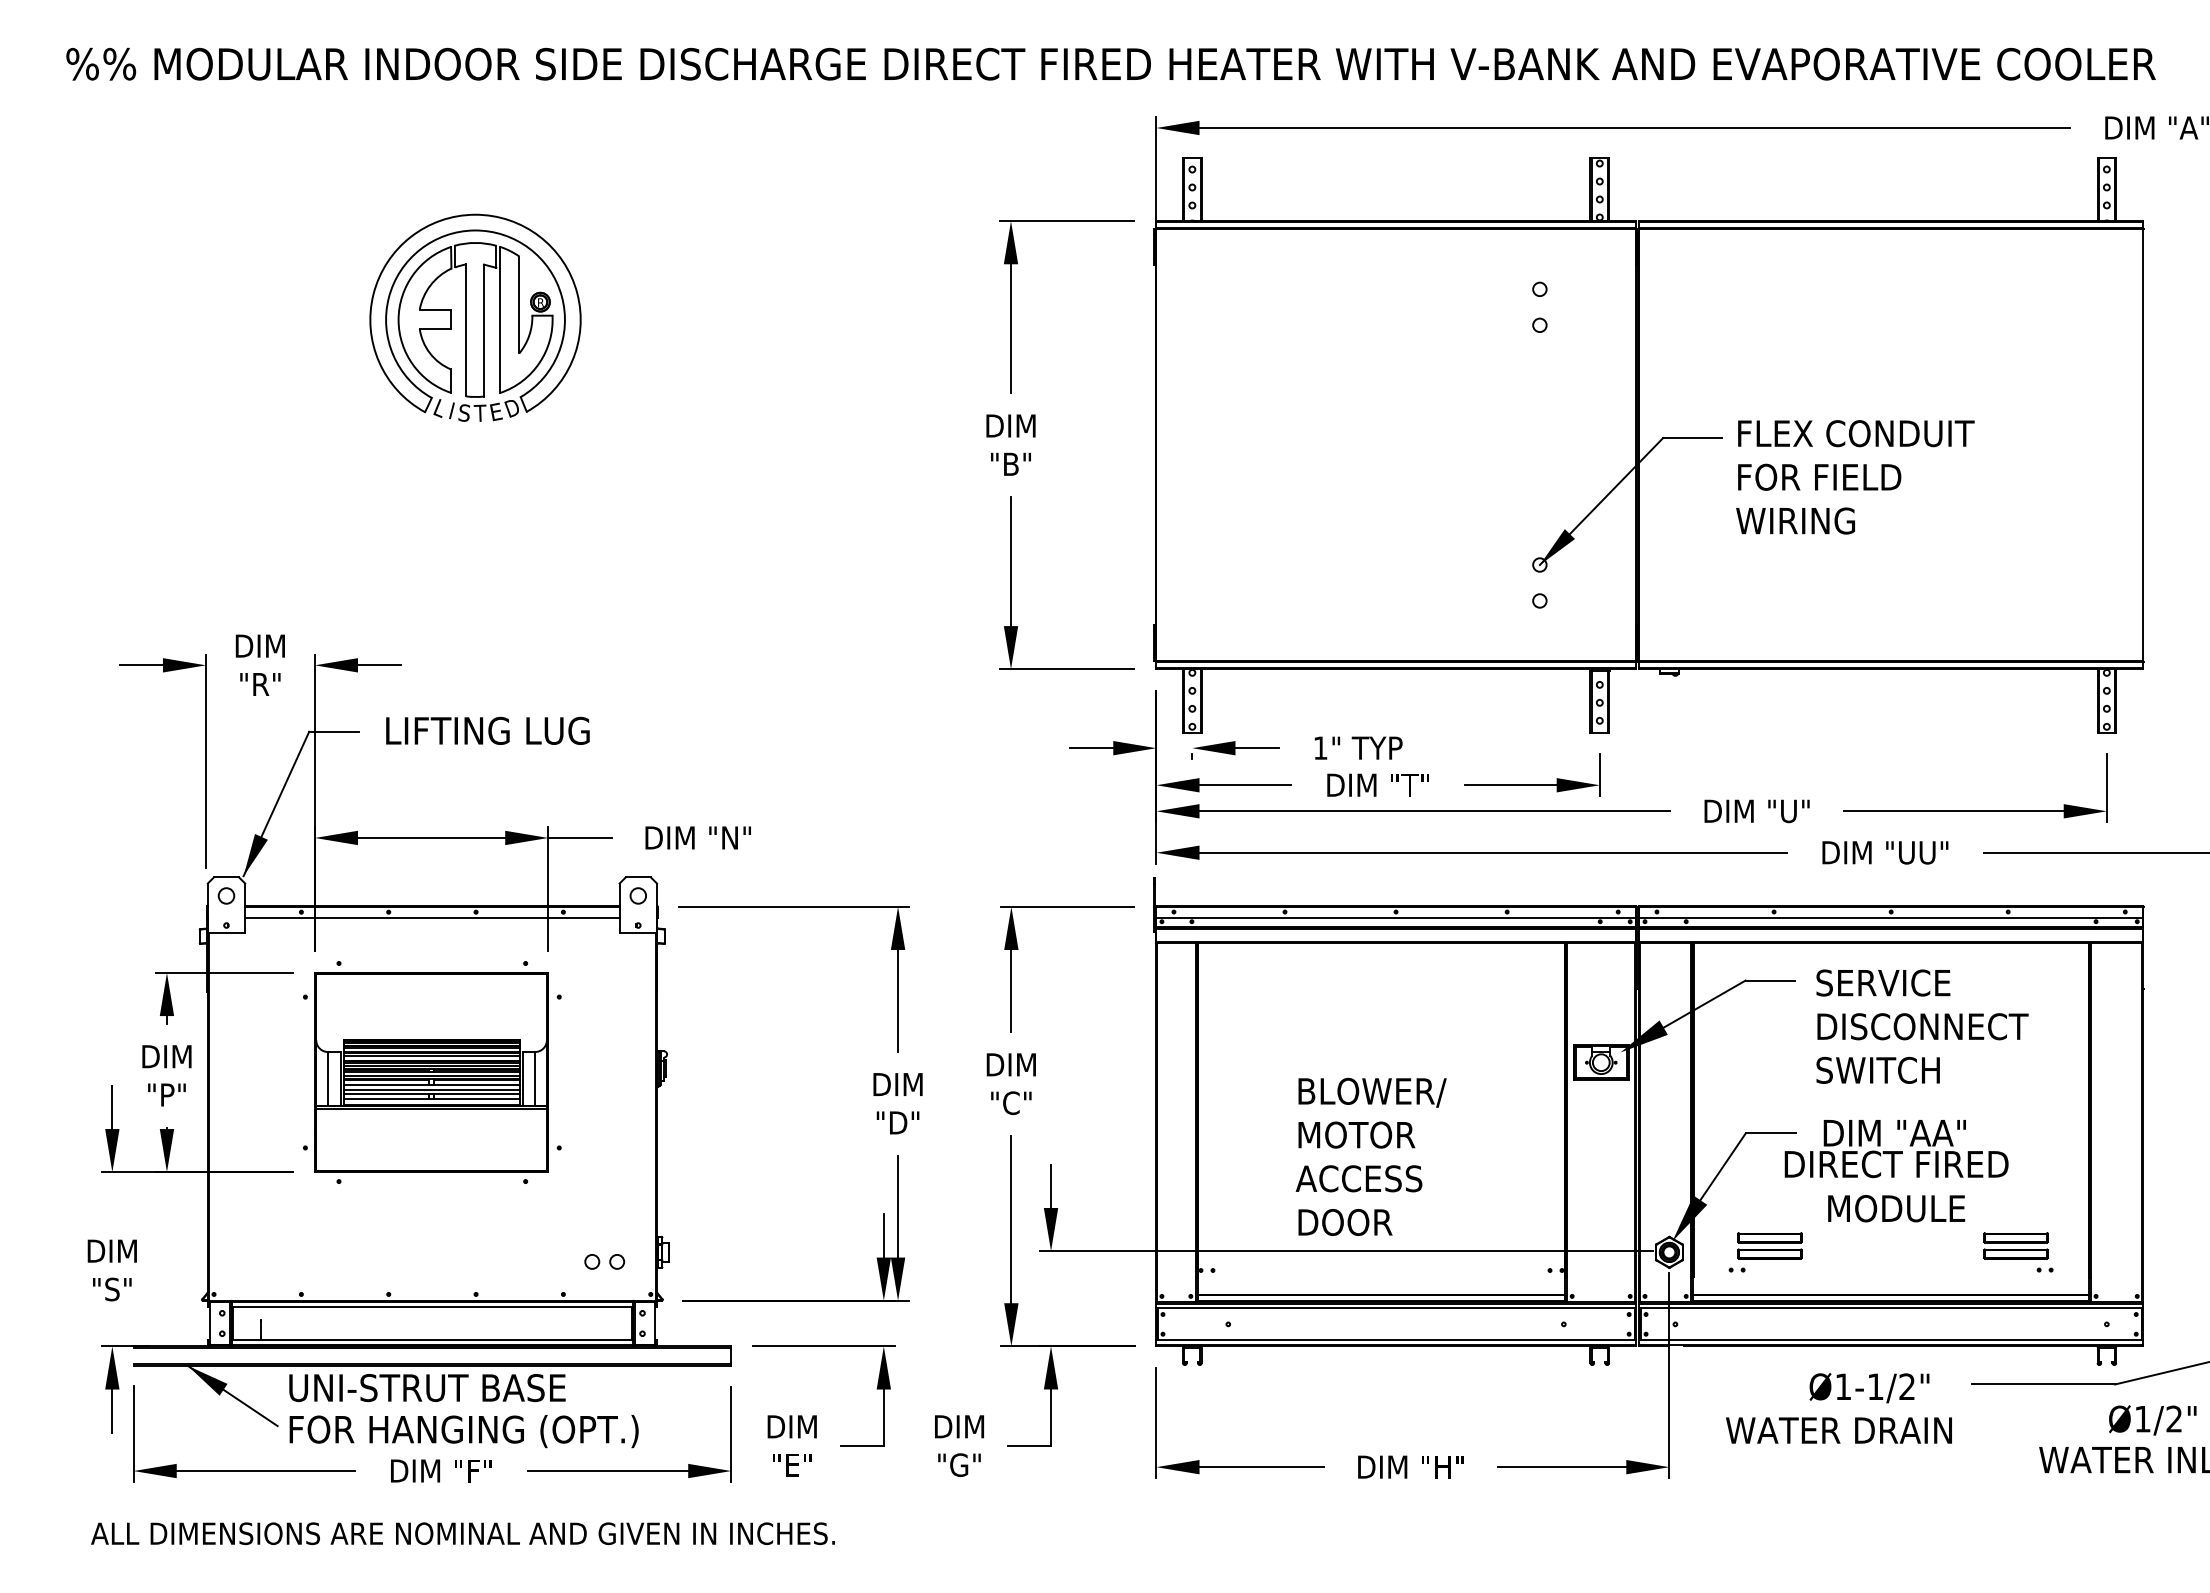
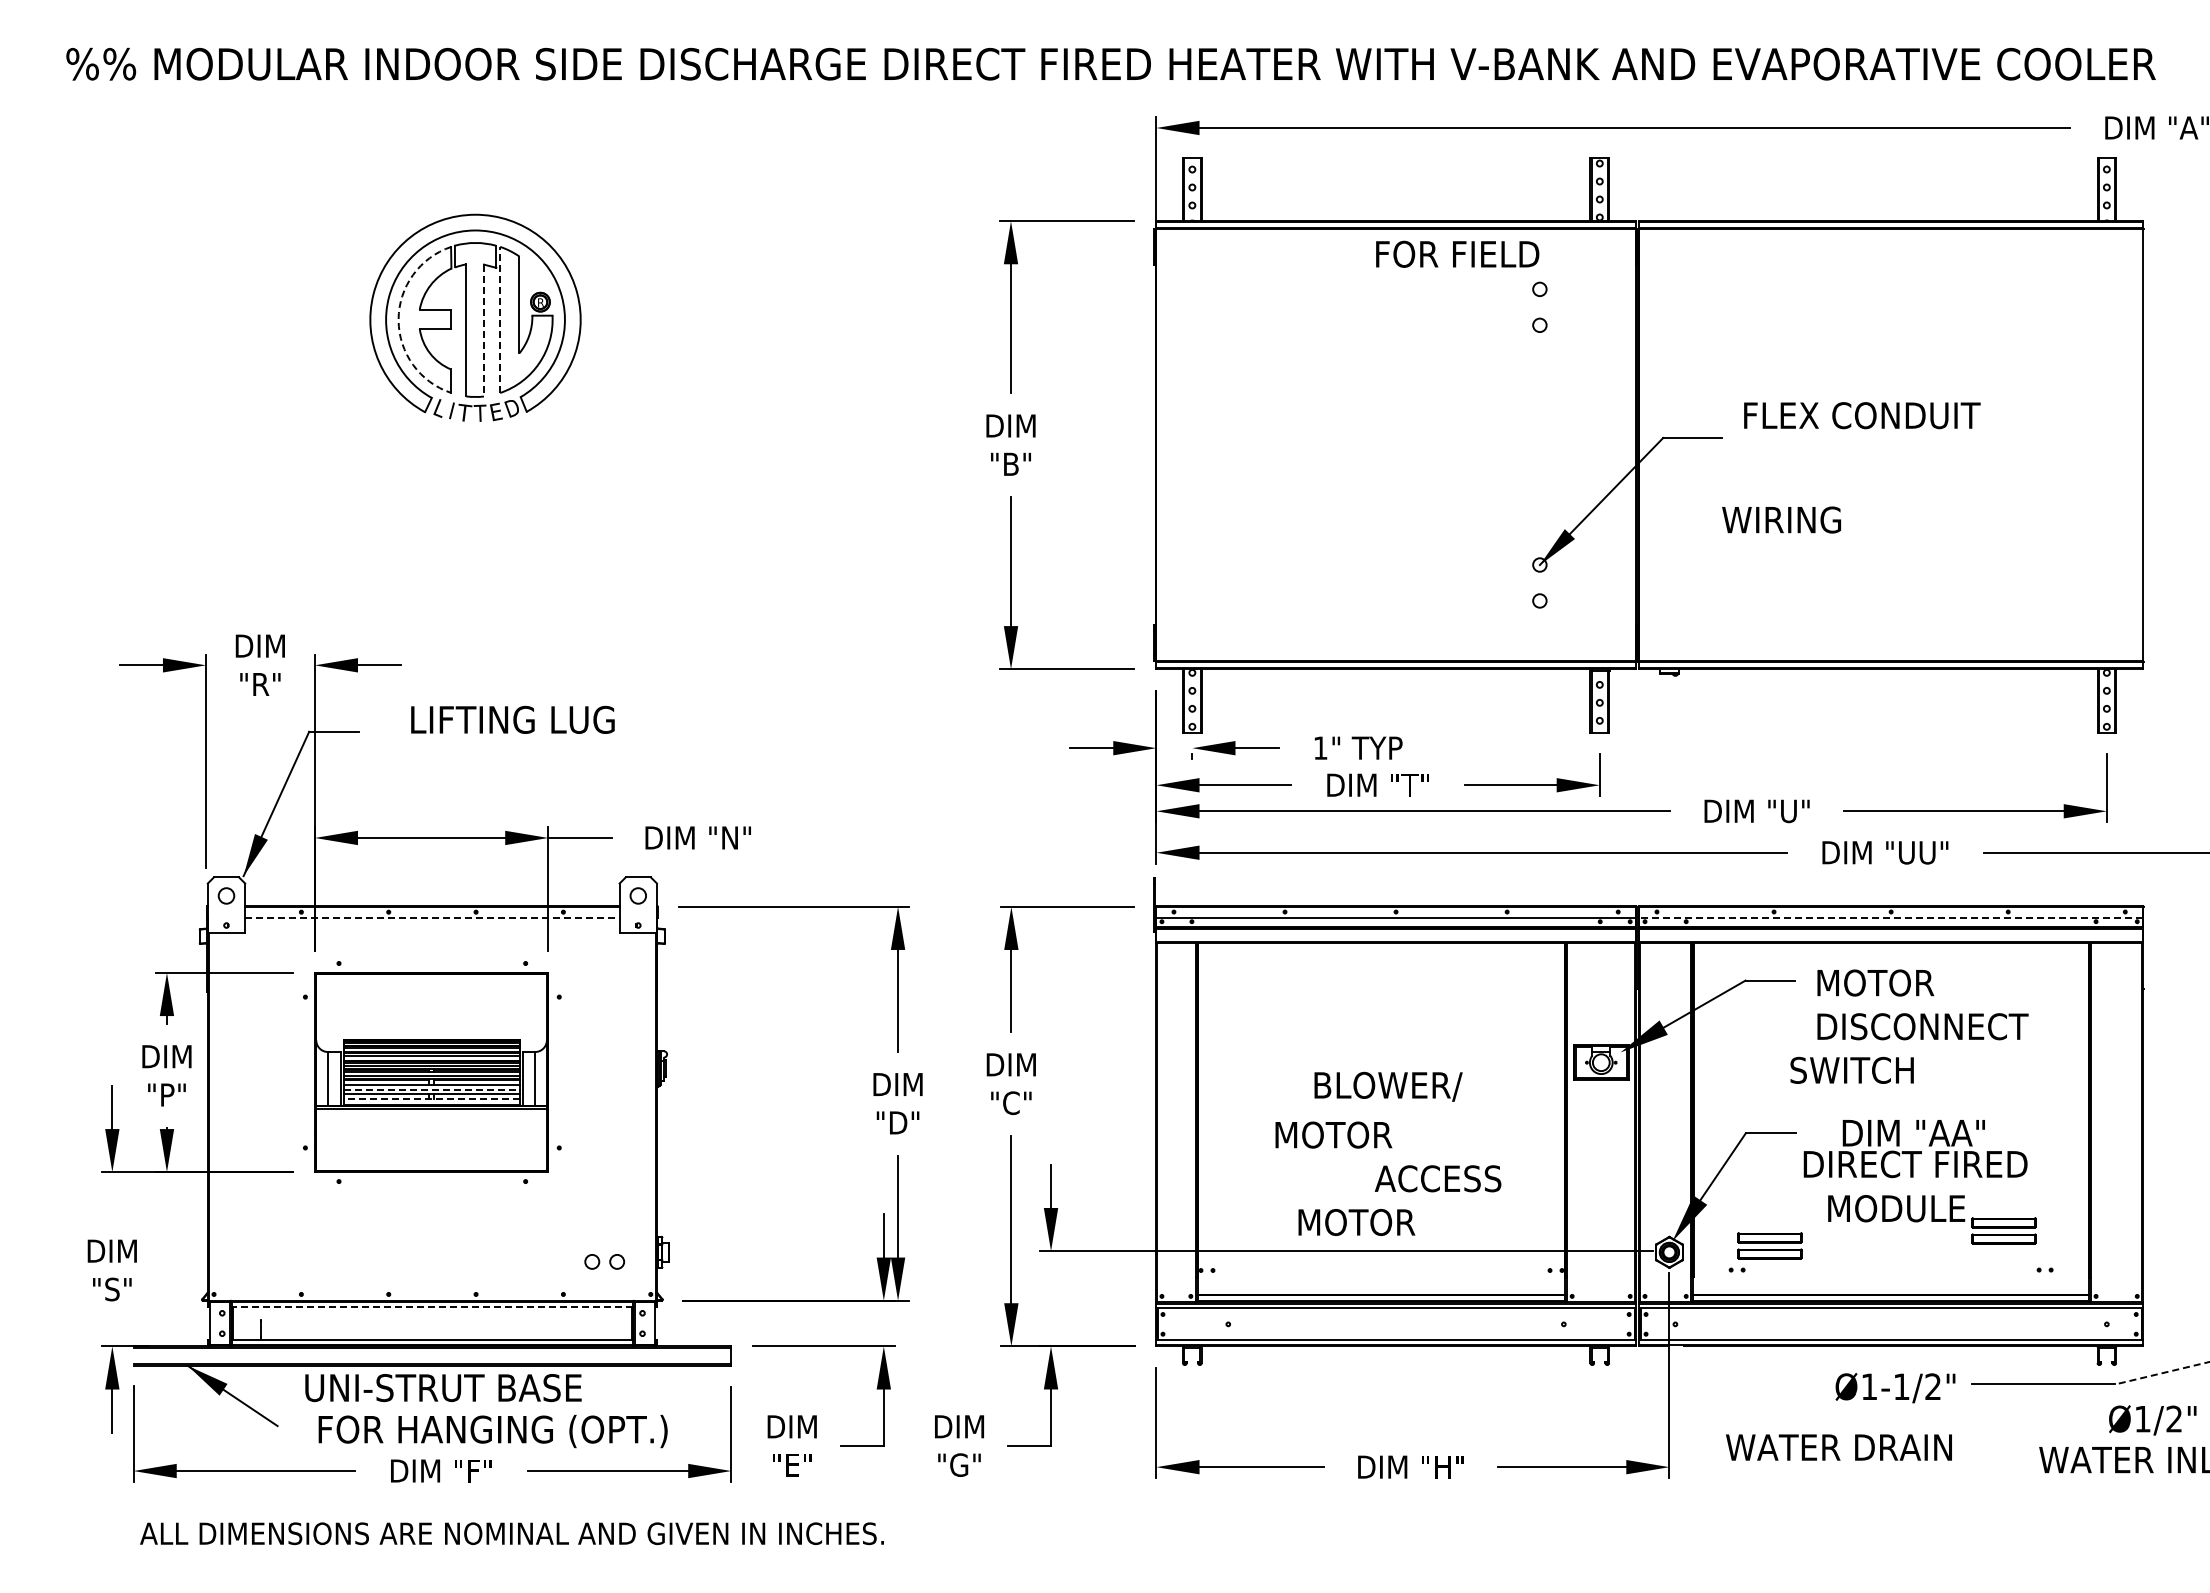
arc: solid -> dashed (398, 319)
line: solid -> dashed (500, 320)
line: solid -> dashed (483, 330)
text: S -> T (465, 412)
text position: (1856, 433) -> (1862, 415) (1862, 415)
text position: (1819, 476) -> (1457, 253) (1457, 253)
text position: (1795, 520) -> (1781, 519) (1781, 519)
text position: (487, 730) -> (512, 719) (512, 719)
line: solid -> dashed (432, 918)
line: solid -> dashed (1891, 918)
text: SERVICE -> MOTOR (1883, 982)
text position: (1877, 1069) -> (1851, 1069) (1851, 1069)
line: solid -> dashed (431, 1089)
text position: (1372, 1092) -> (1388, 1086) (1388, 1086)
line: solid -> dashed (431, 1099)
text position: (1356, 1134) -> (1333, 1134) (1333, 1134)
text position: (1896, 1149) -> (1915, 1149) (1915, 1149)
text position: (1358, 1178) -> (1437, 1178) (1437, 1178)
text: DOOR -> MOTOR (1358, 1222)
part position: (2015, 1245) -> (2003, 1230) (2003, 1230)
line: solid -> dashed (432, 1306)
line: solid -> dashed (2161, 1373)
text position: (427, 1388) -> (443, 1388) (443, 1388)
text position: (1869, 1388) -> (1895, 1388) (1895, 1388)
text position: (1838, 1430) -> (1838, 1447) (1838, 1447)
text position: (463, 1431) -> (492, 1431) (492, 1431)
text position: (462, 1533) -> (511, 1533) (511, 1533)
